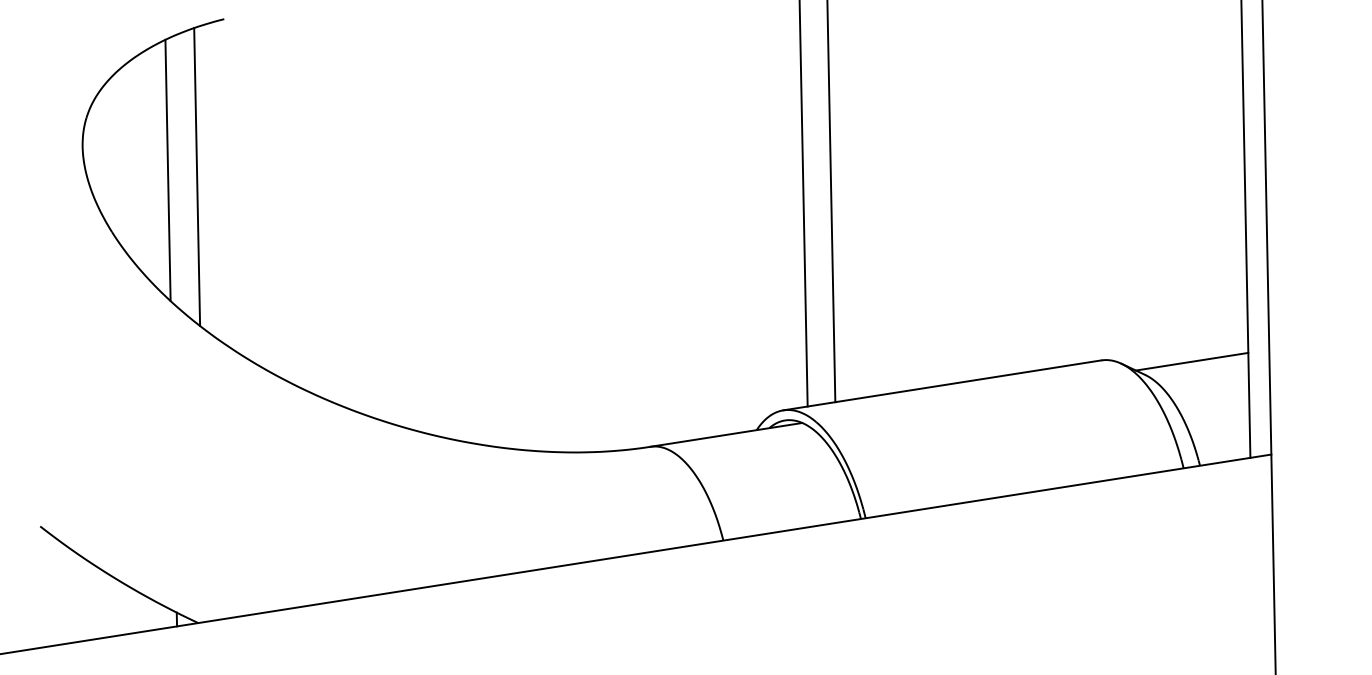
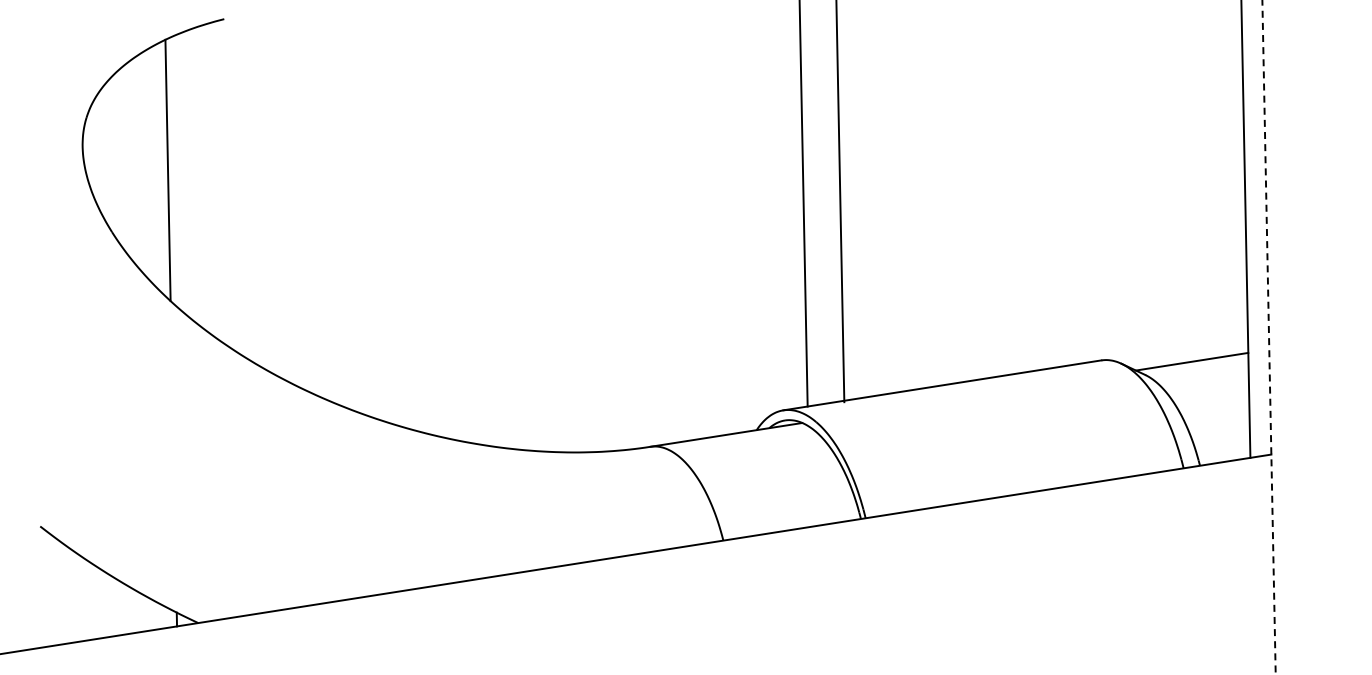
line: present -> none (197, 177)
line position: (831, 202) -> (840, 202) (840, 202)
line: solid -> dashed (1269, 337)
